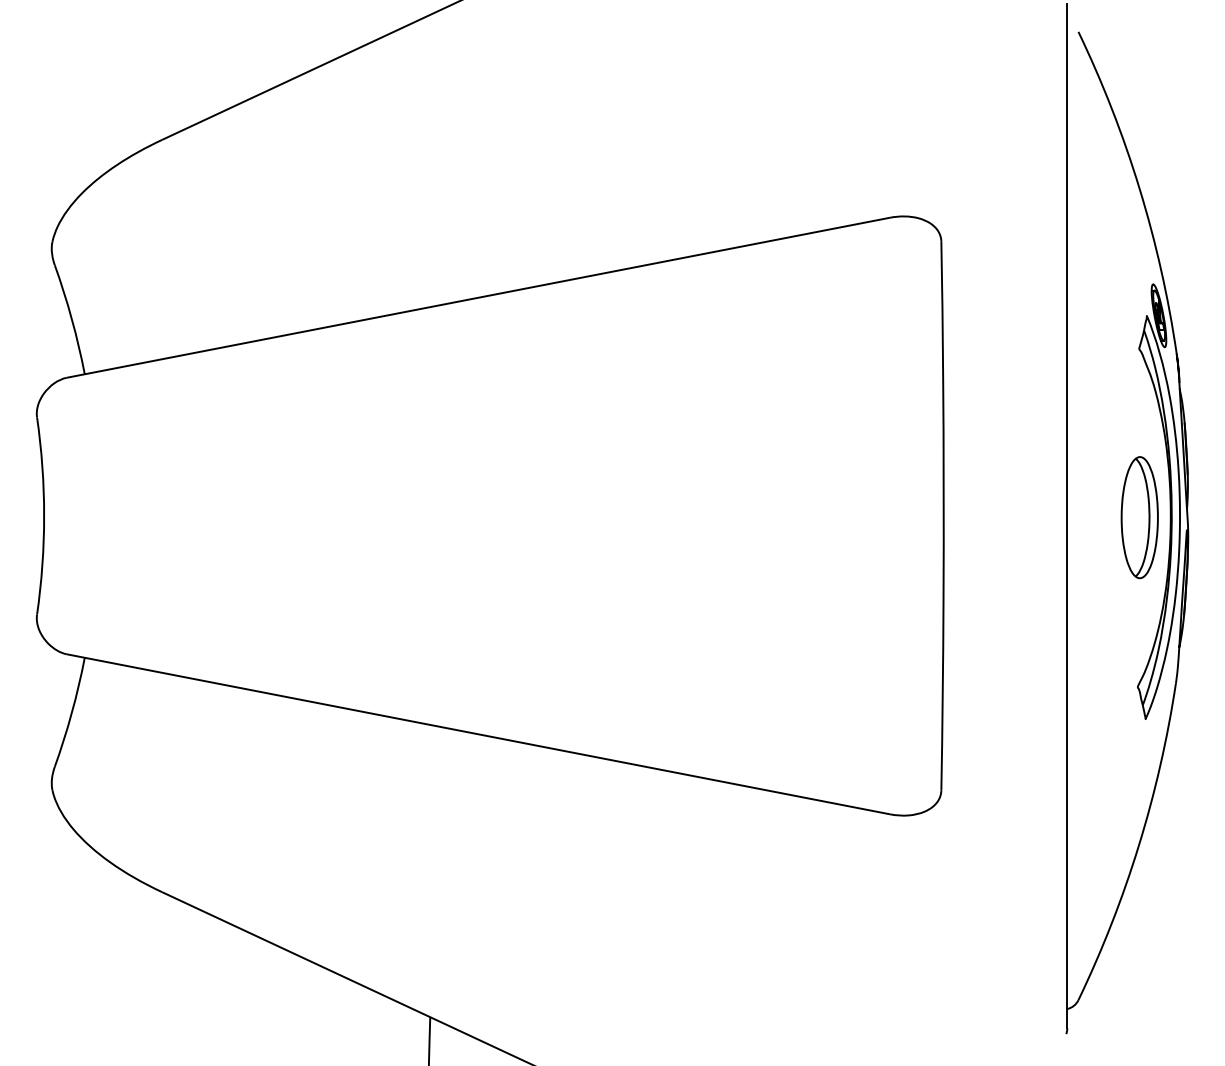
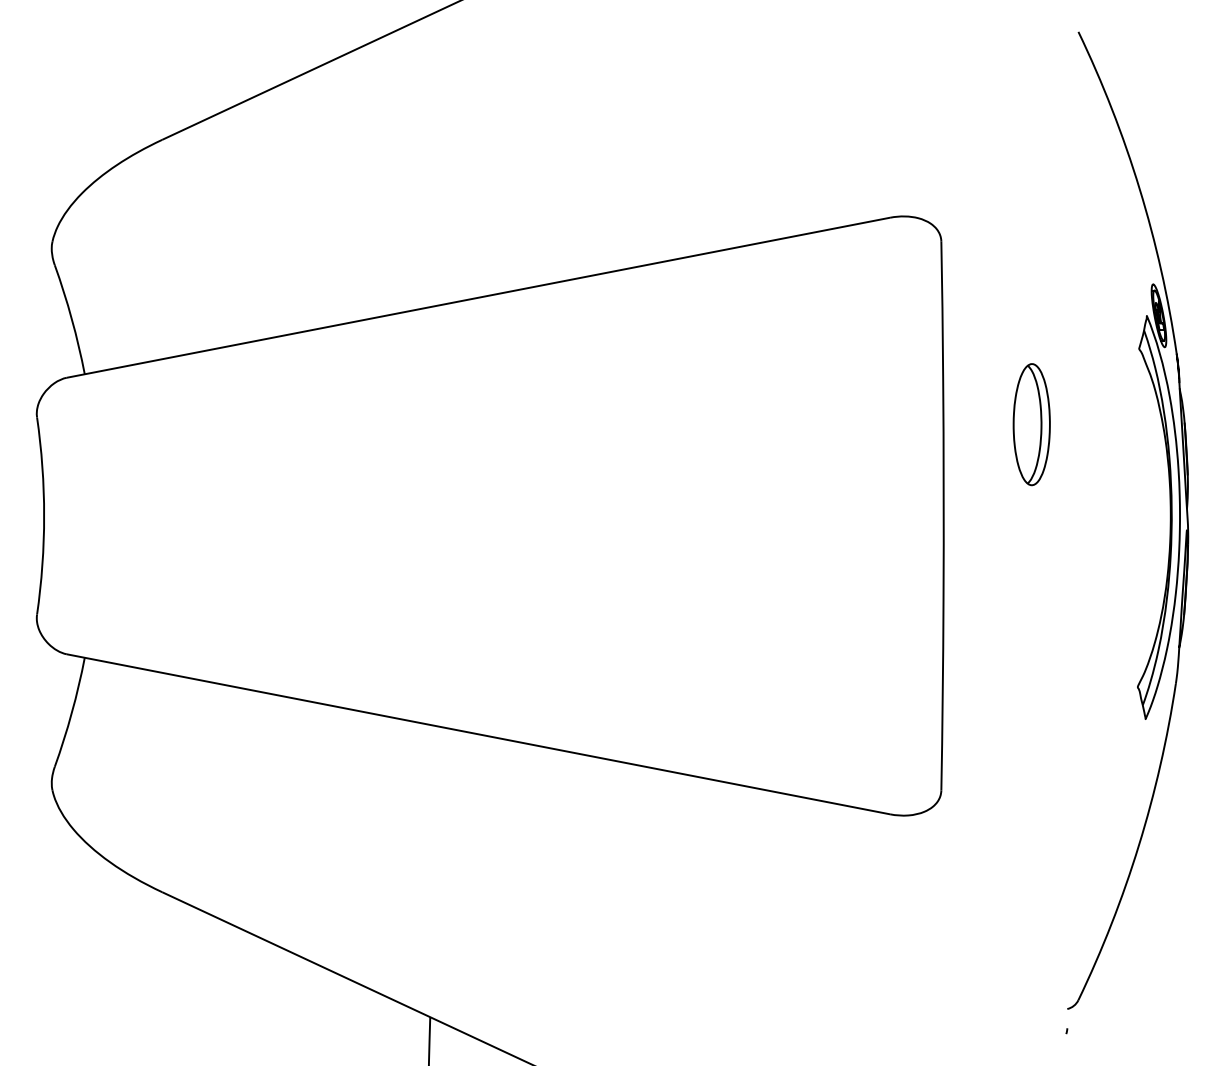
line: present -> none (1067, 515)
part position: (1139, 517) -> (1031, 424) (1031, 424)
